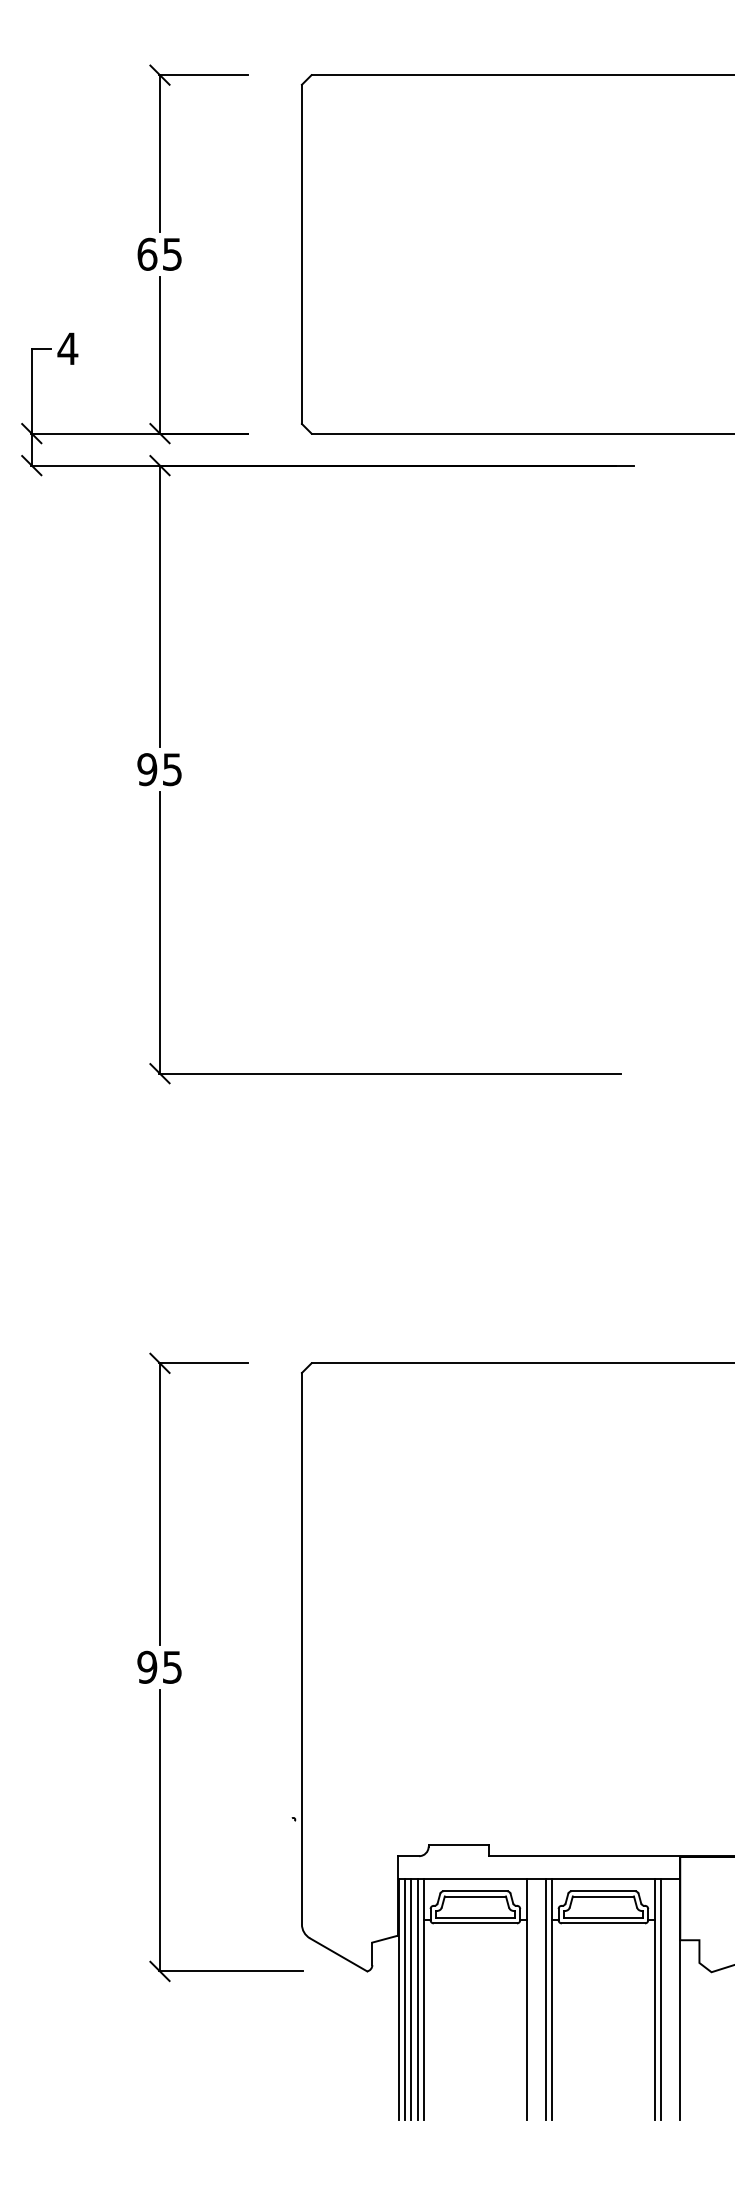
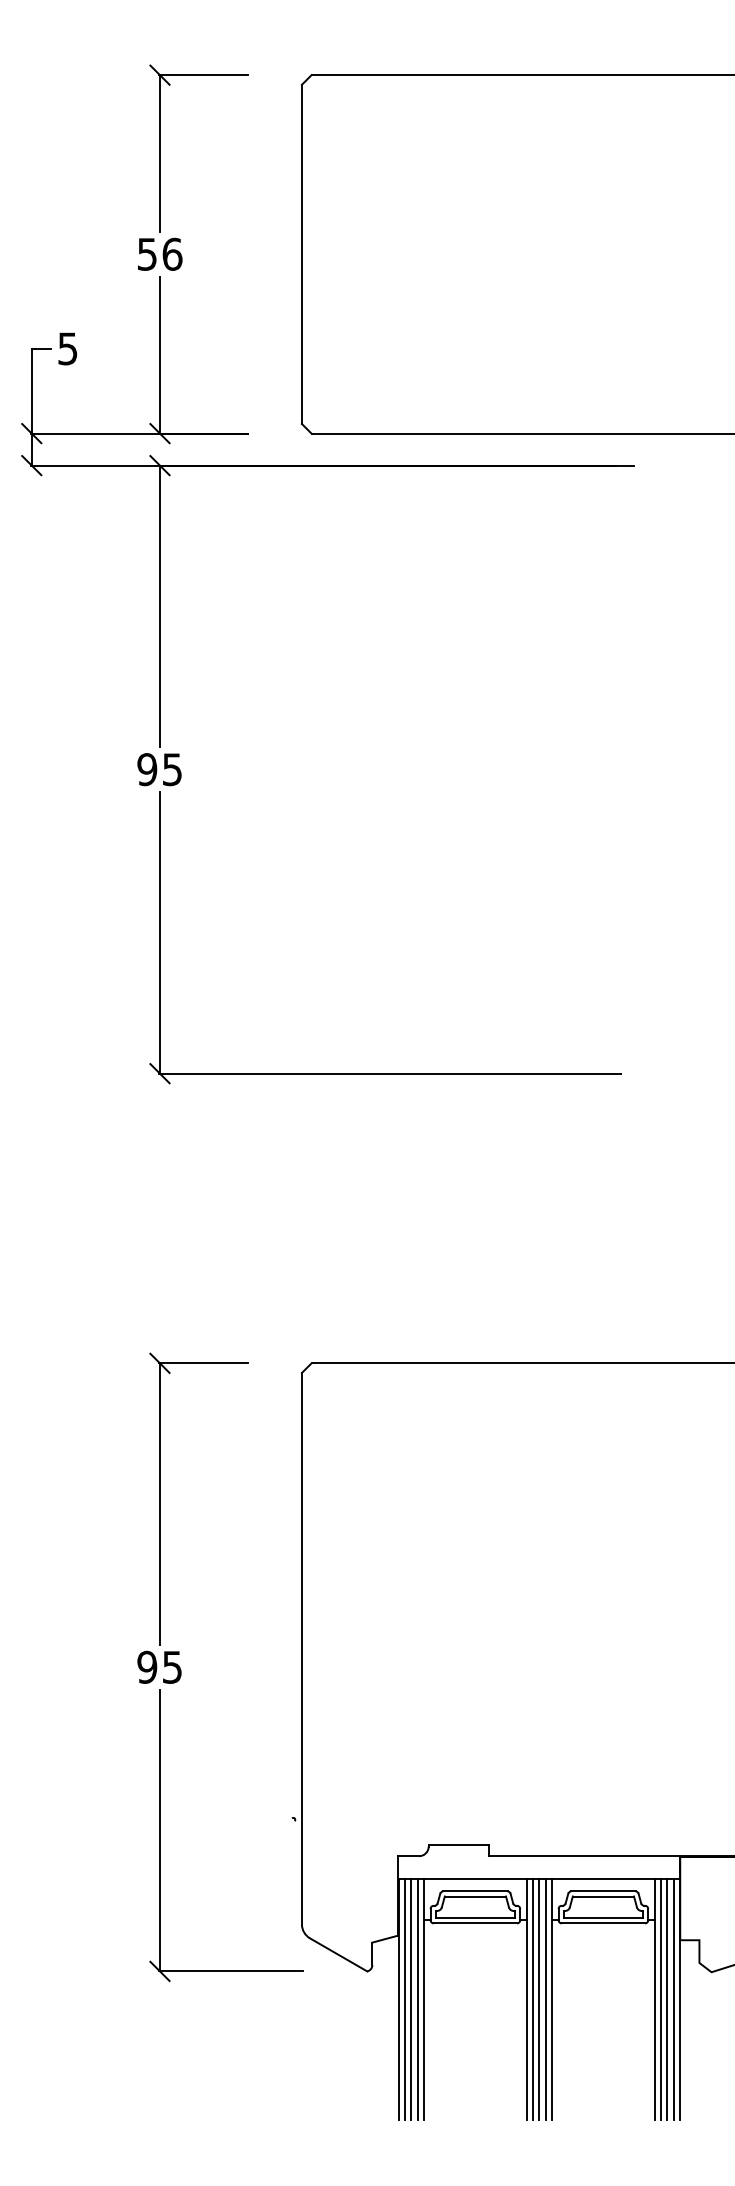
text: 65 -> 56 (159, 253)
text: 4 -> 5 (67, 348)
line: none -> present (533, 1999)
line: none -> present (539, 1999)
line: none -> present (667, 1999)
line: none -> present (673, 1999)
